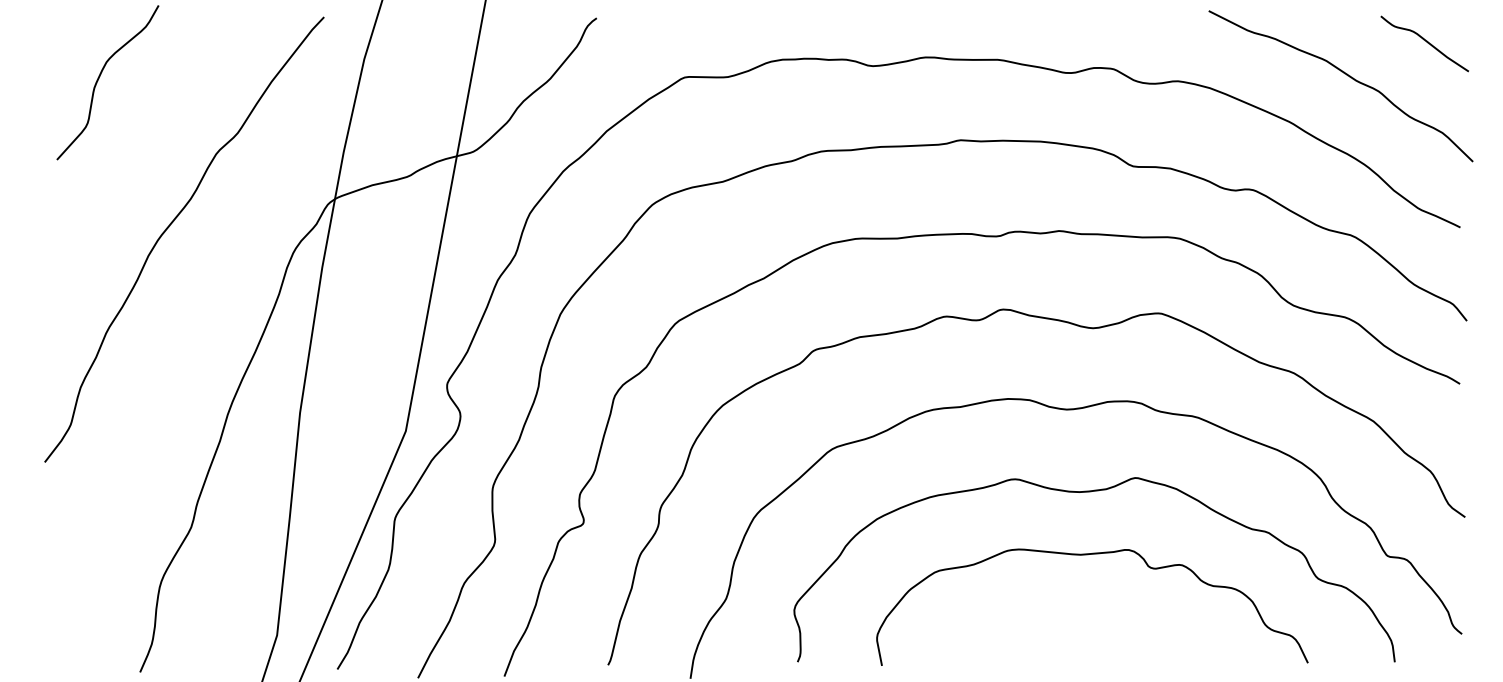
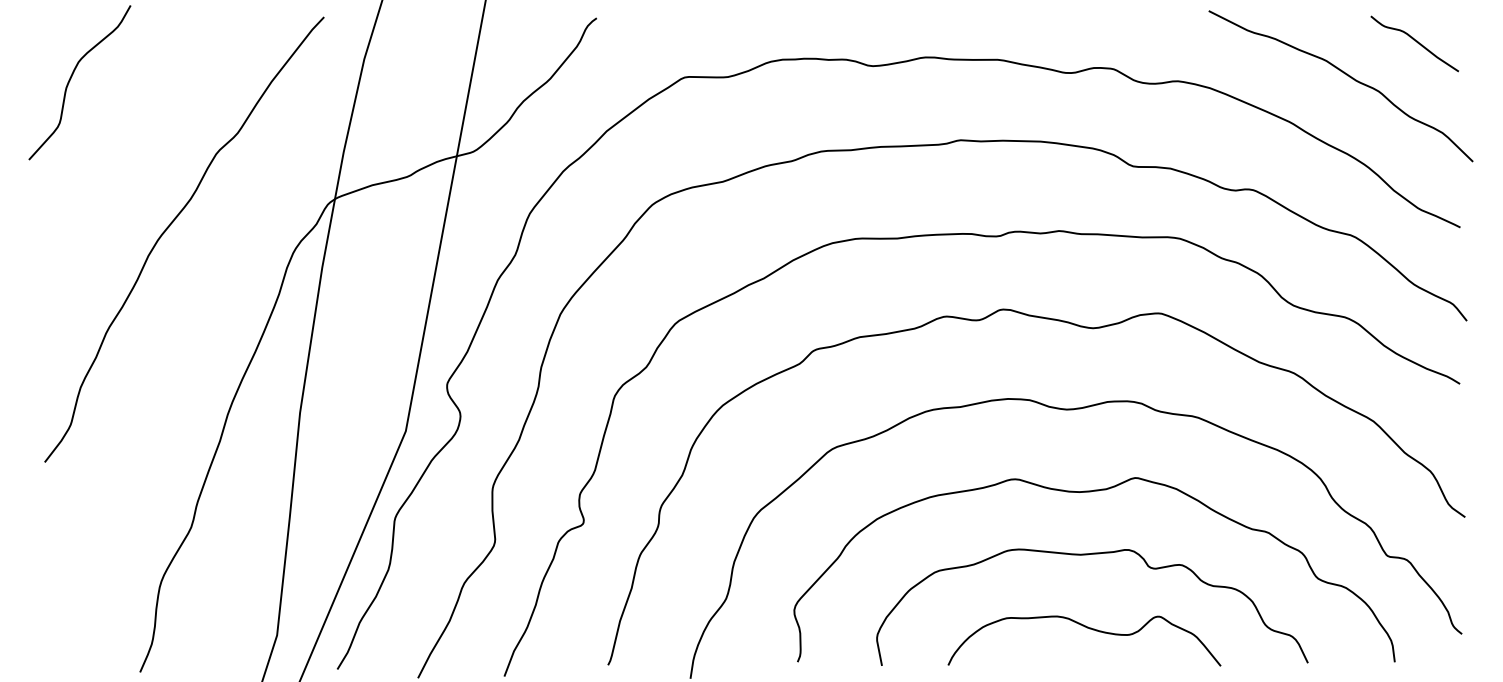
curve position: (1425, 41) -> (1415, 41) (1415, 41)
curve position: (99, 78) -> (71, 78) (71, 78)
curve: none -> present (1089, 629)
